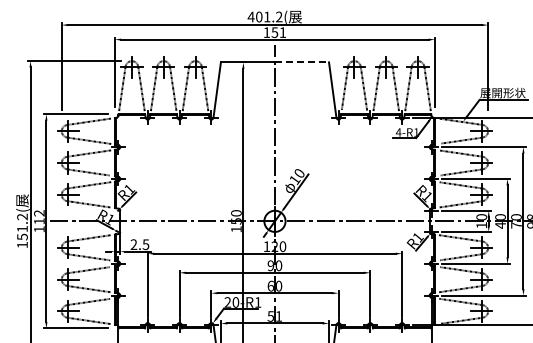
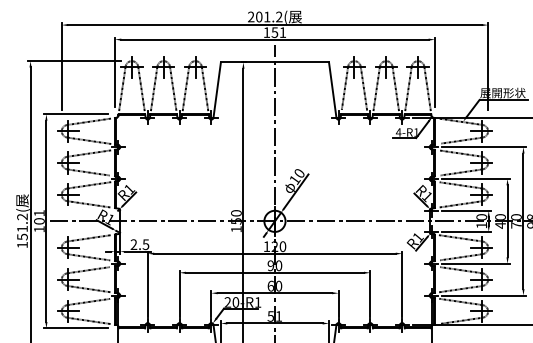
text: 401.2( -> 201.2( (250, 16)
line: dashed -> solid (302, 62)
text: 112 -> 101 (39, 217)
